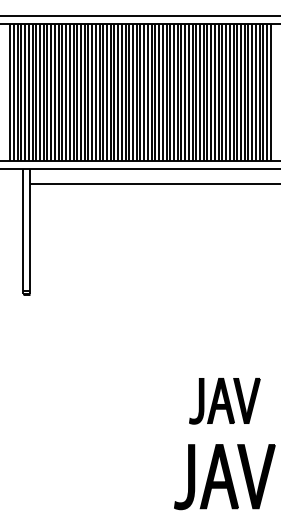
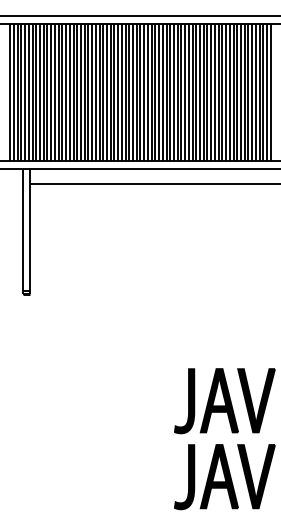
part size: 72x47 px -> 102x67 px (224, 401)
